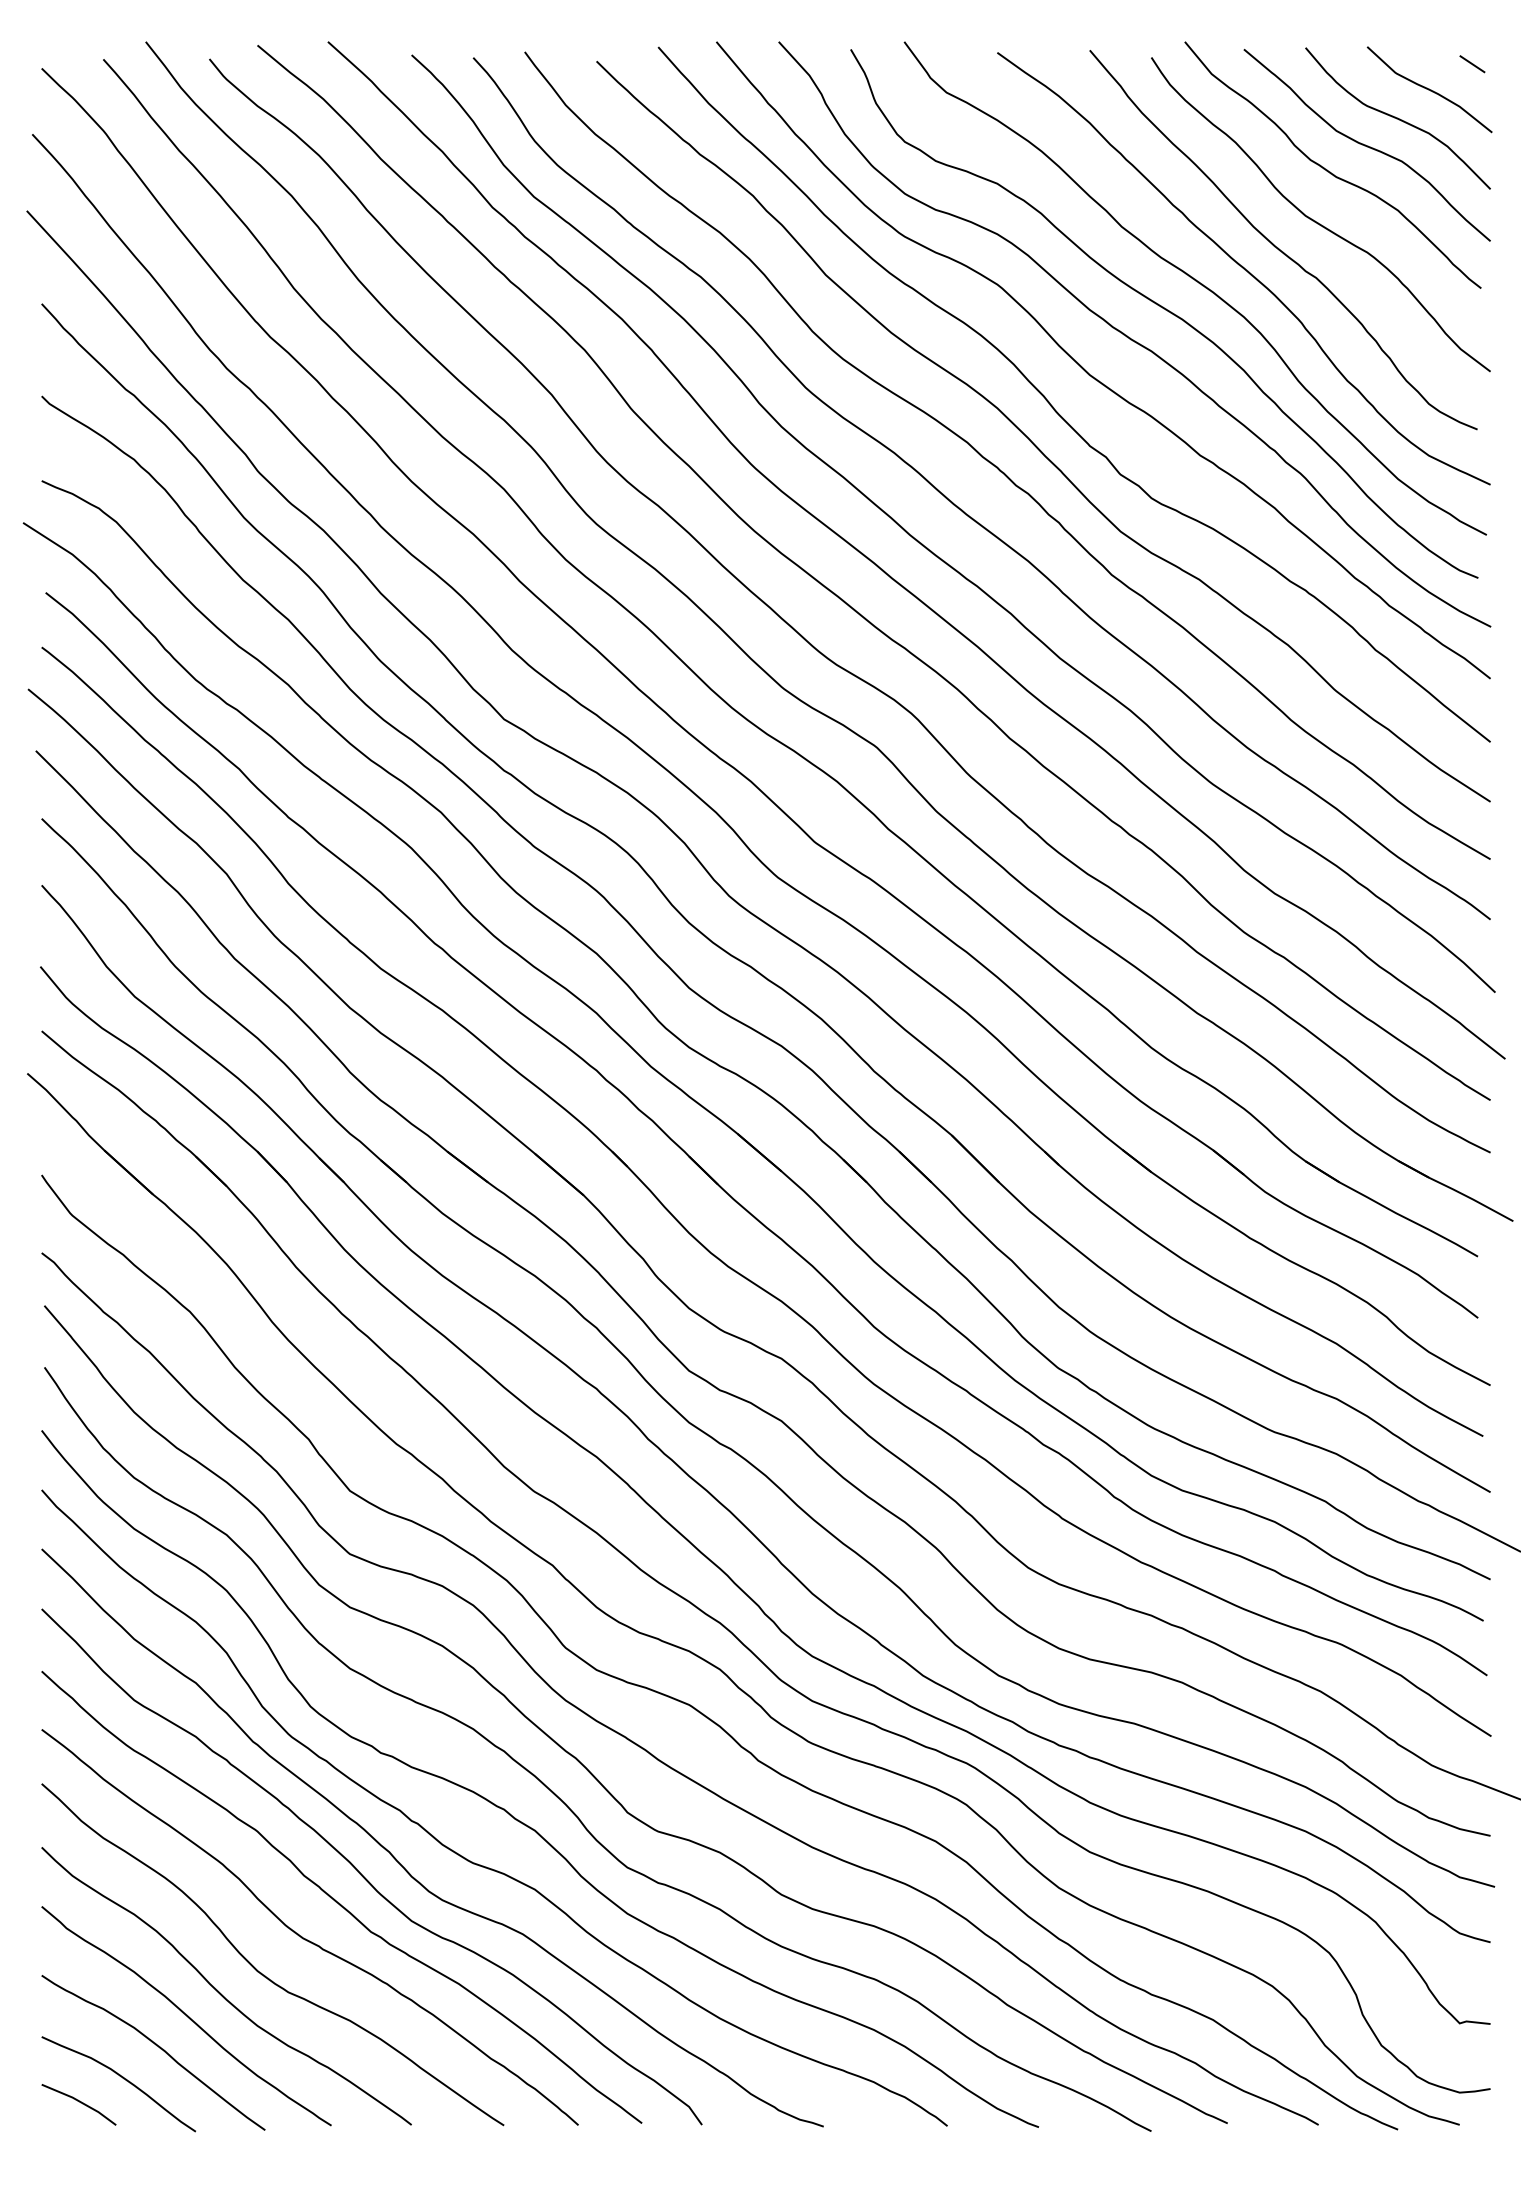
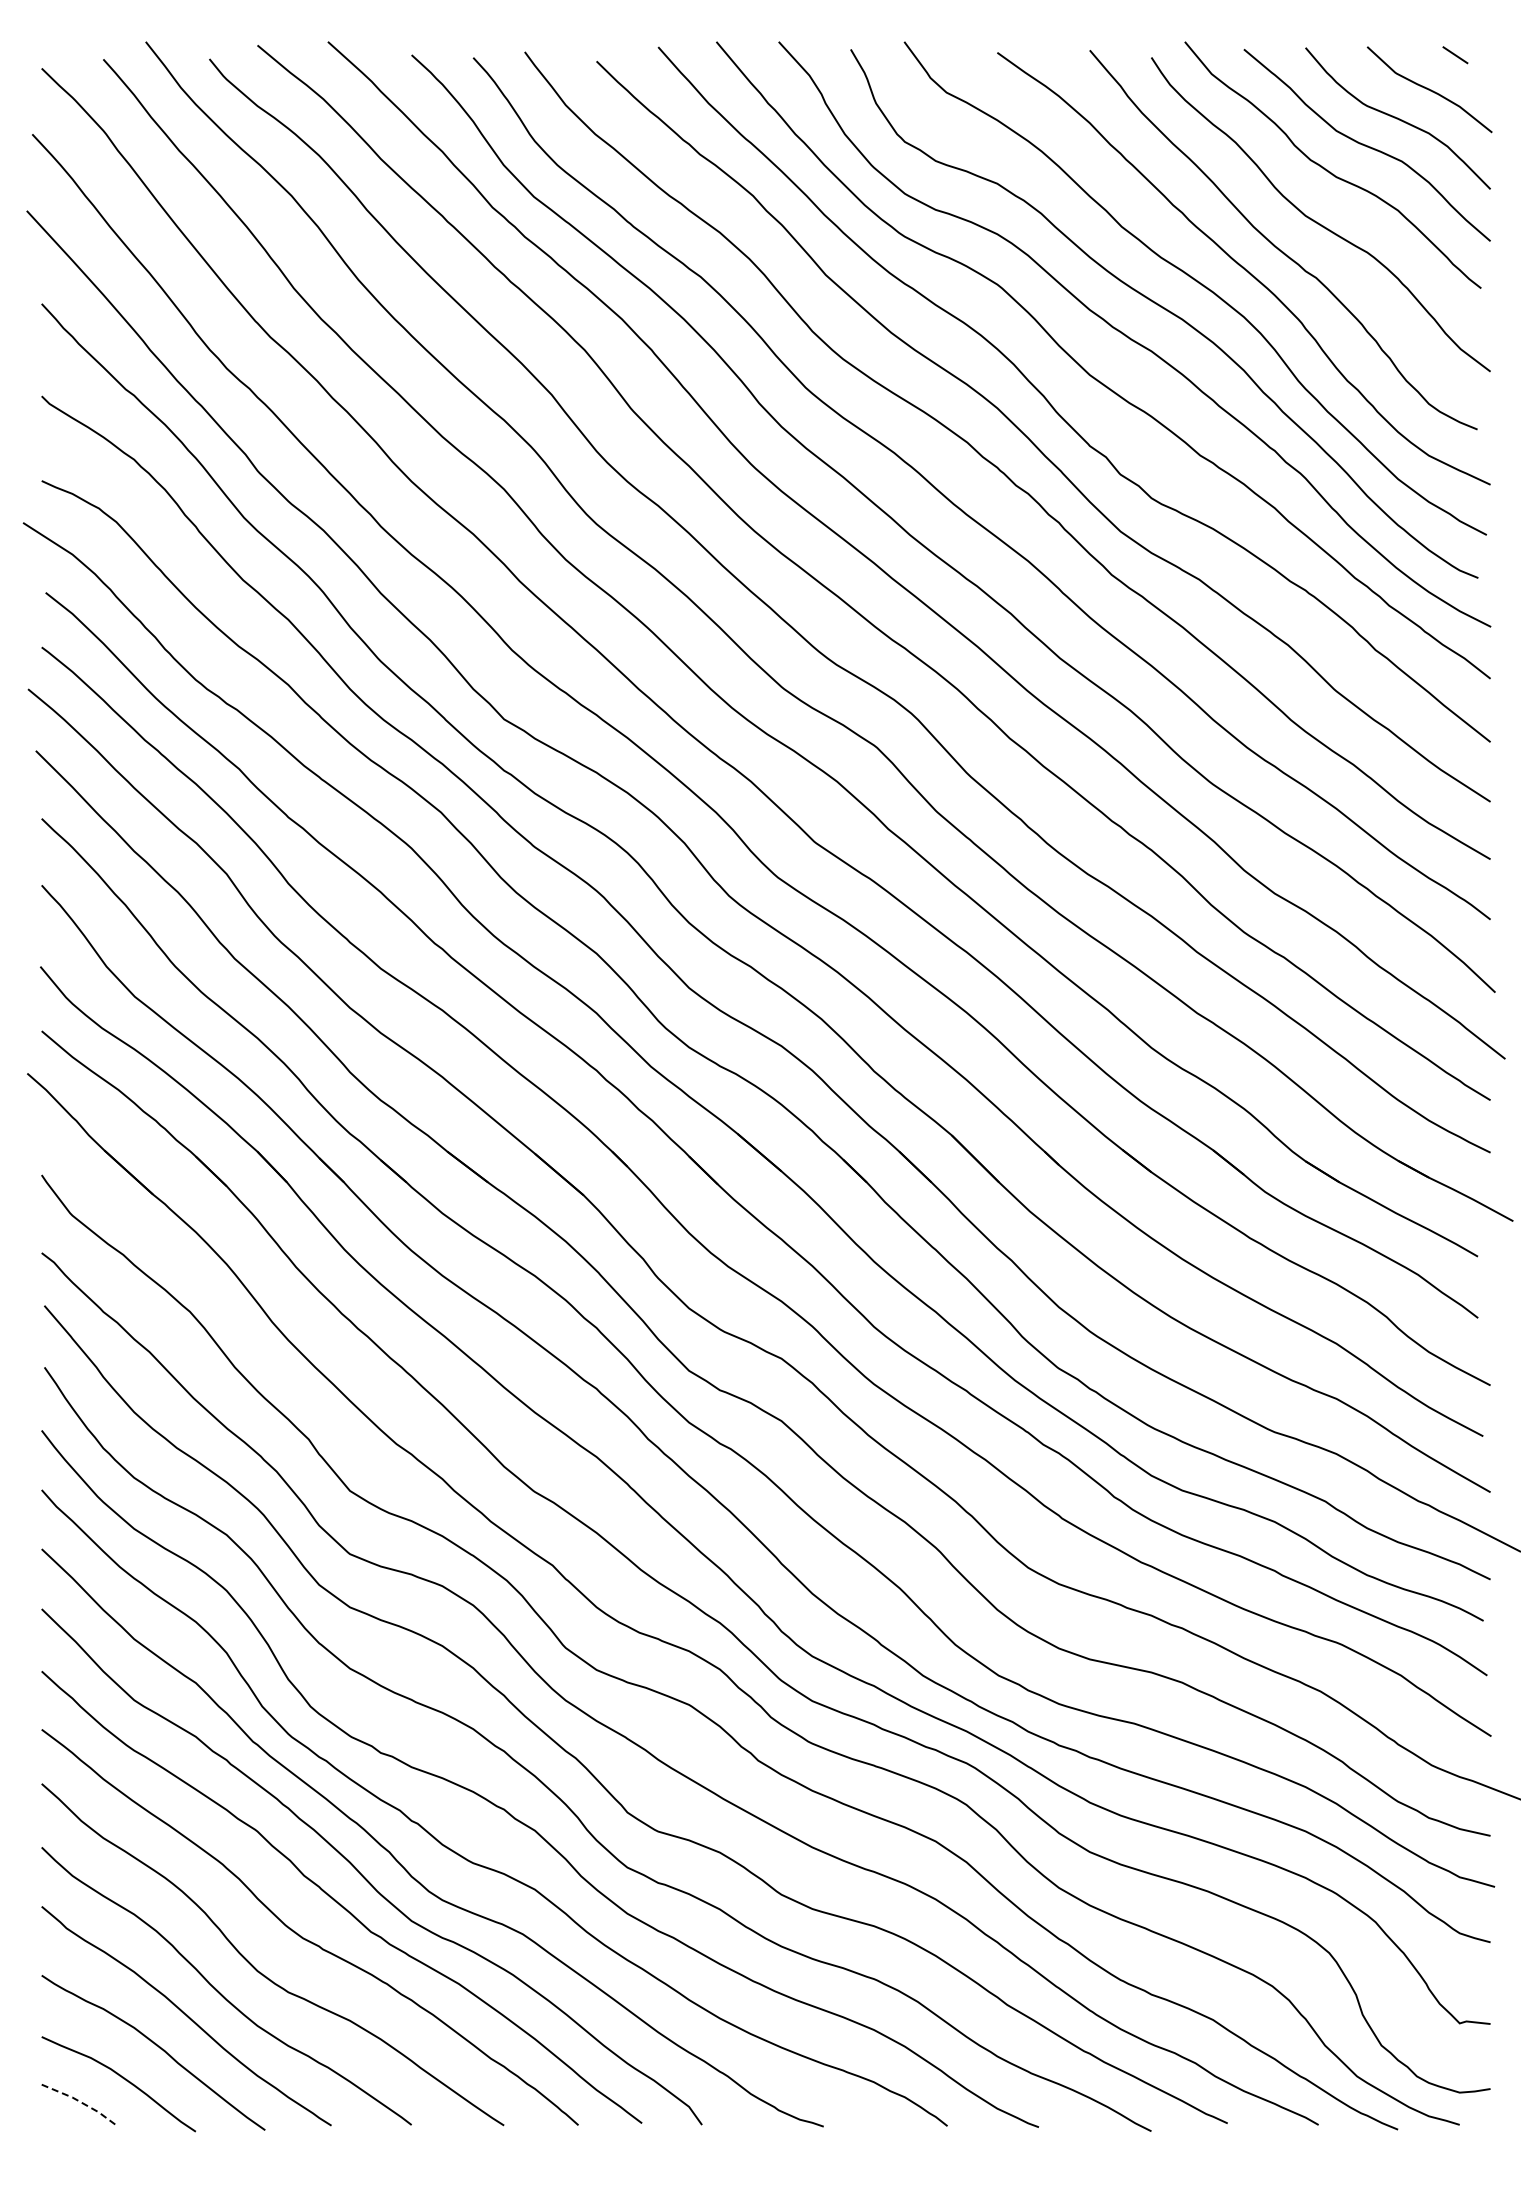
line position: (1472, 64) -> (1455, 55) (1455, 55)
line: solid -> dashed (81, 2102)
